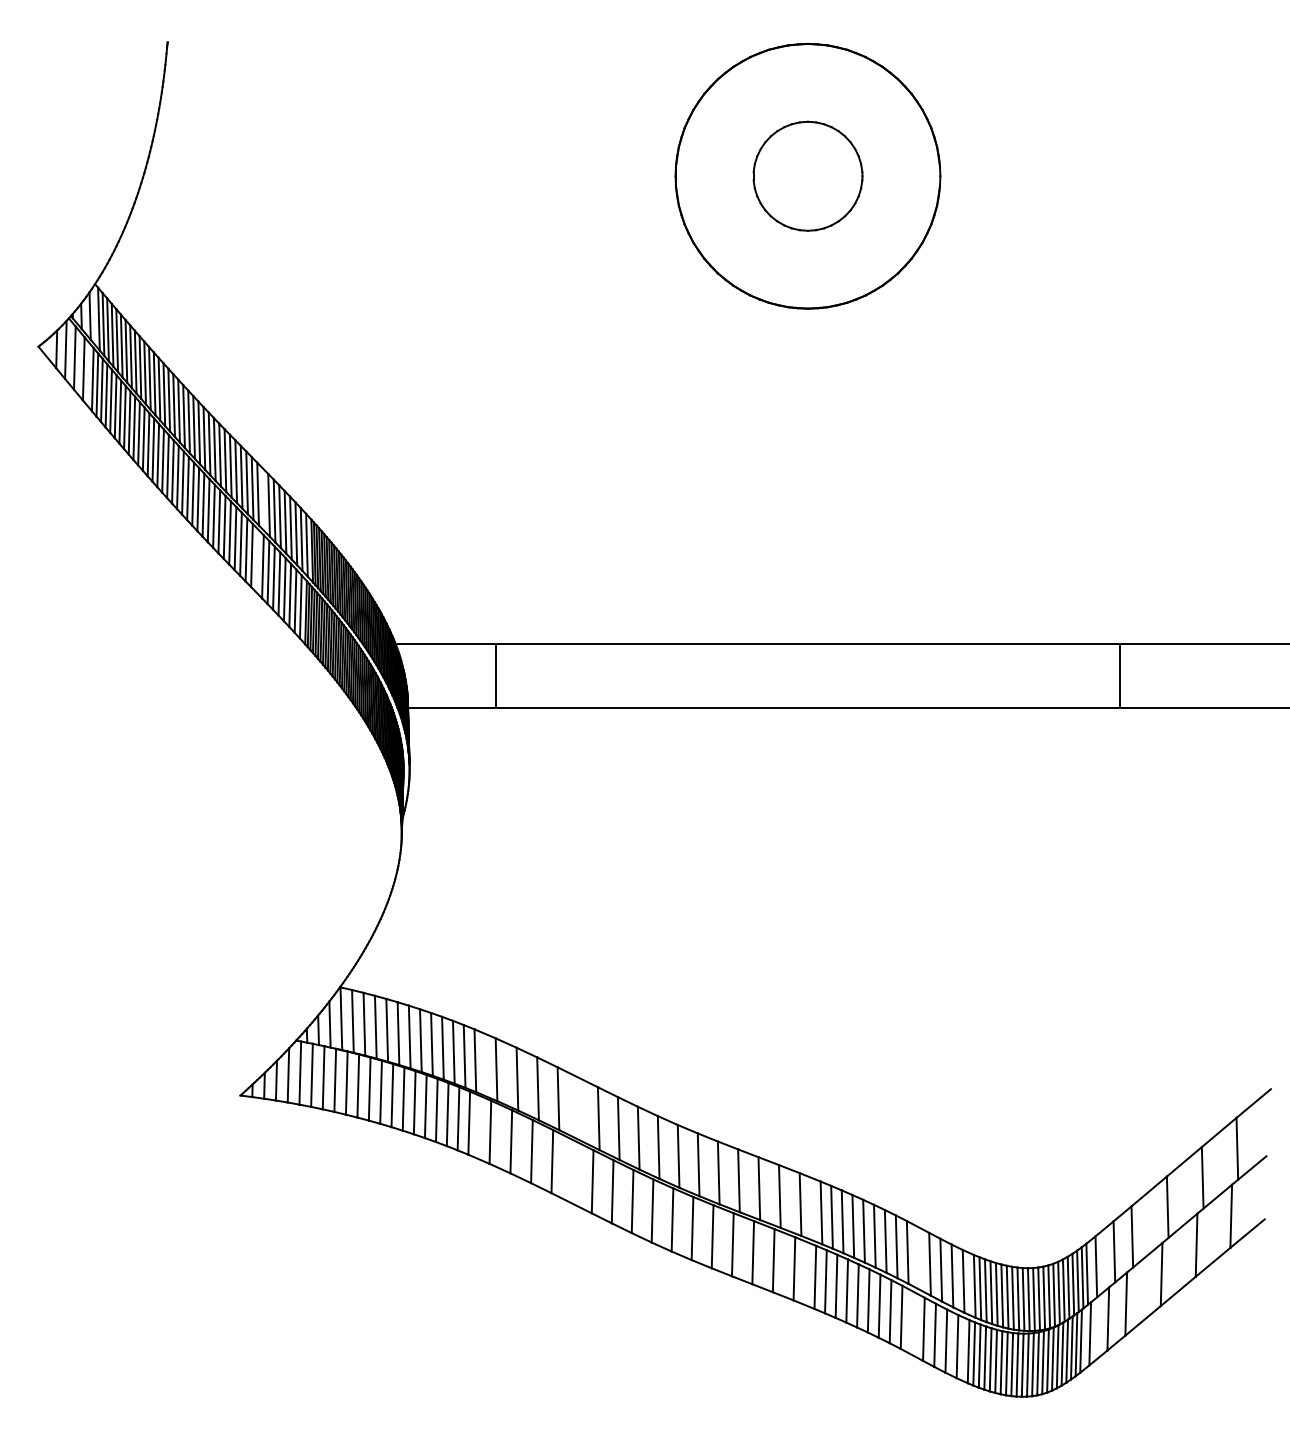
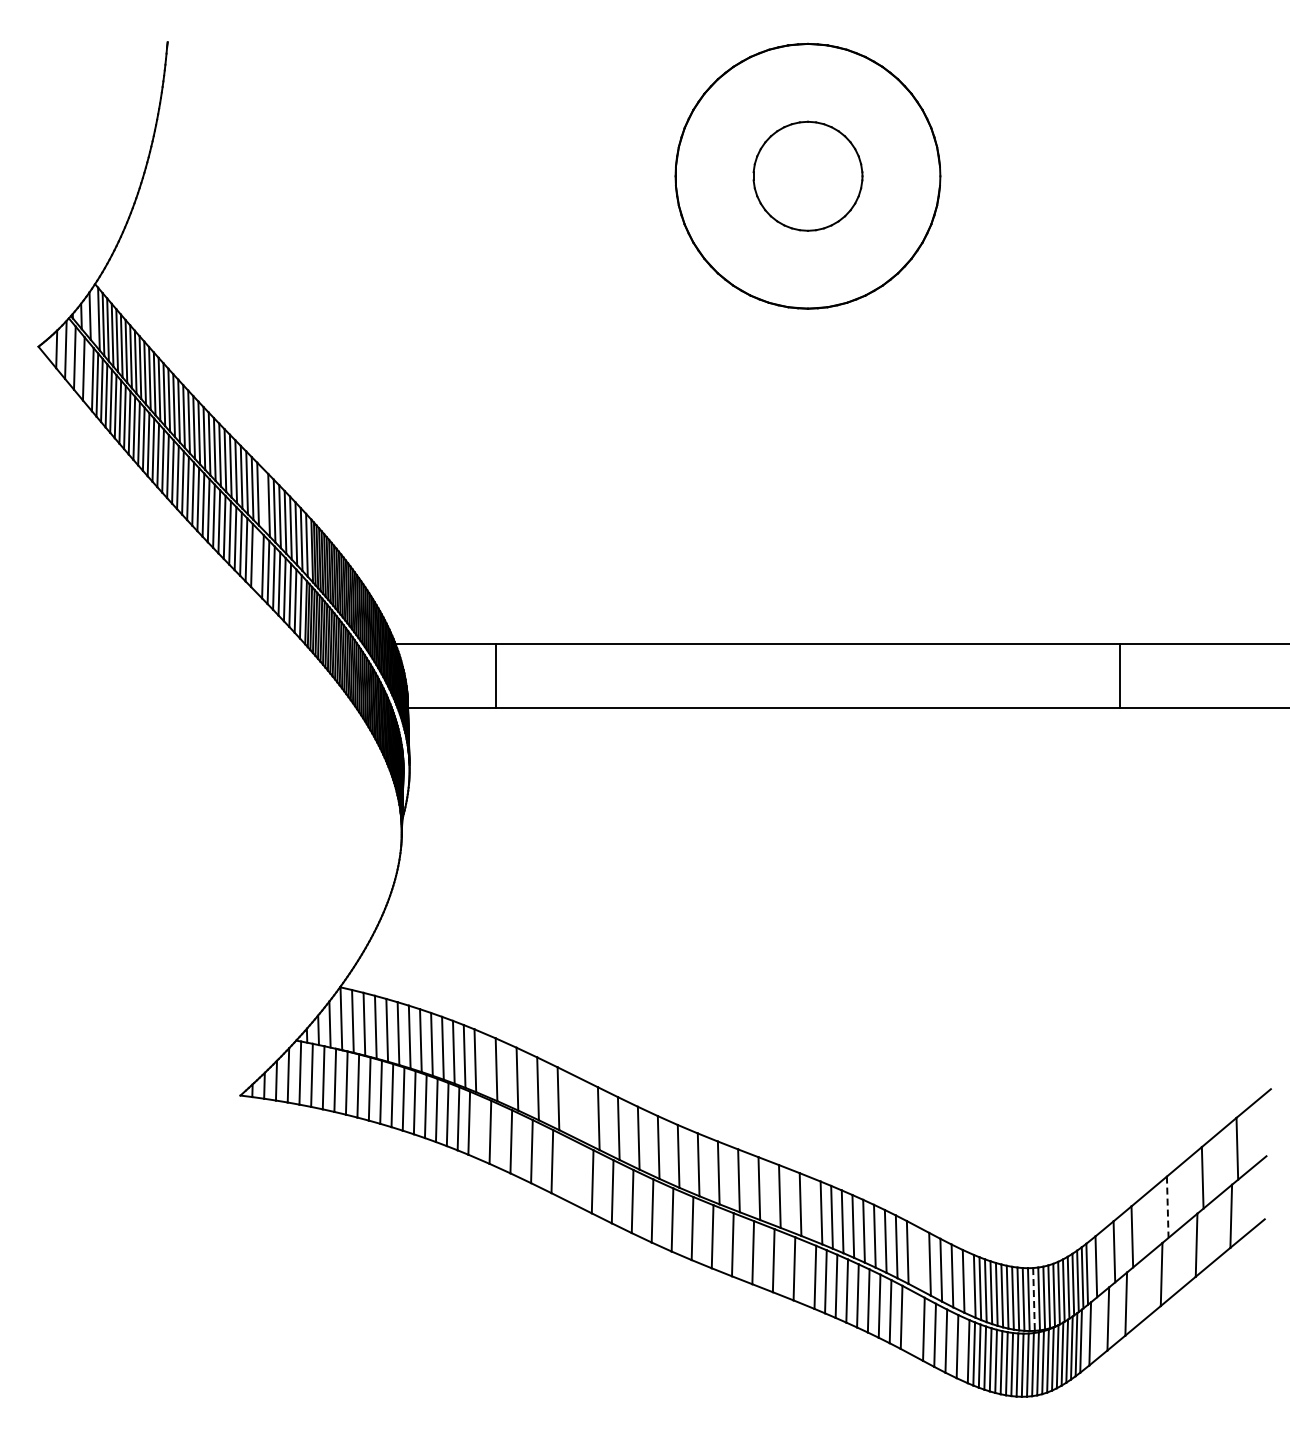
line: solid -> dashed (1167, 1207)
line: solid -> dashed (1034, 1299)
